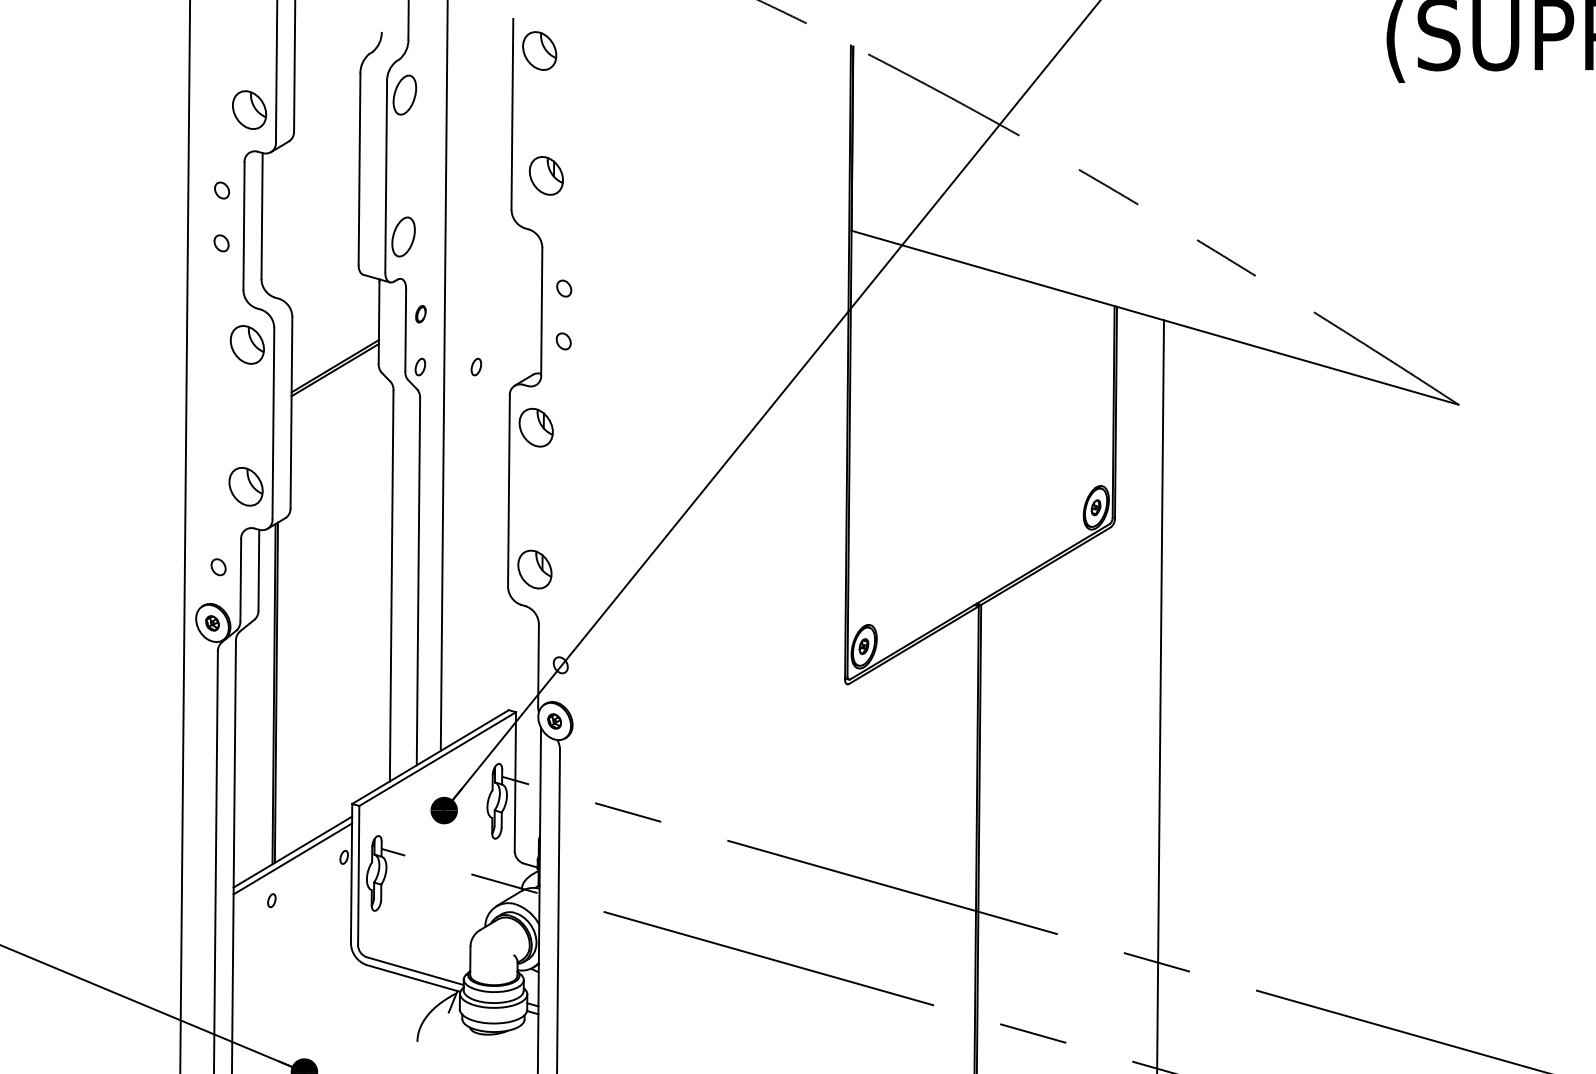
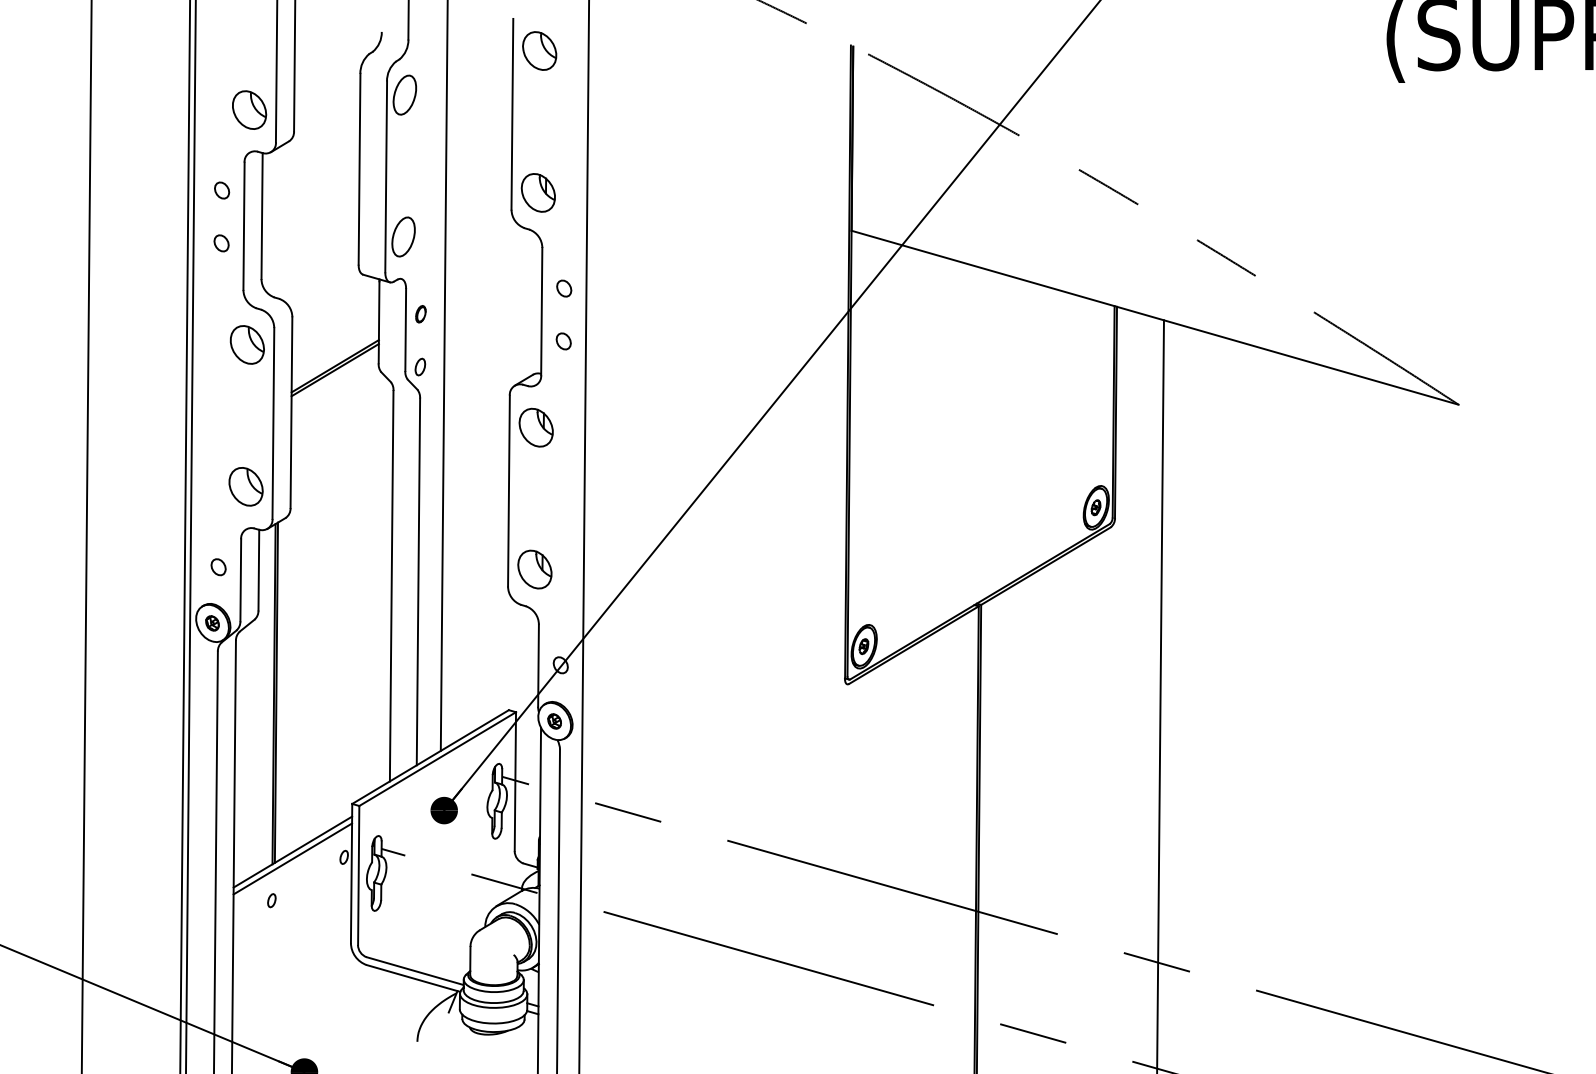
part position: (545, 175) -> (537, 192) (537, 192)
part: present -> none (476, 366)
line: none -> present (86, 536)
line: none -> present (190, 536)
line: none -> present (584, 536)
